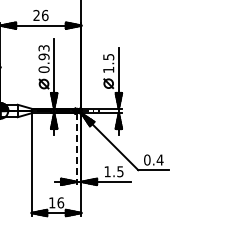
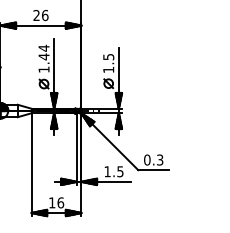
text: 0.93 -> 1.44 (43, 58)
line: dashed -> solid (76, 149)
text: 0.4 -> 0.3 (159, 159)
